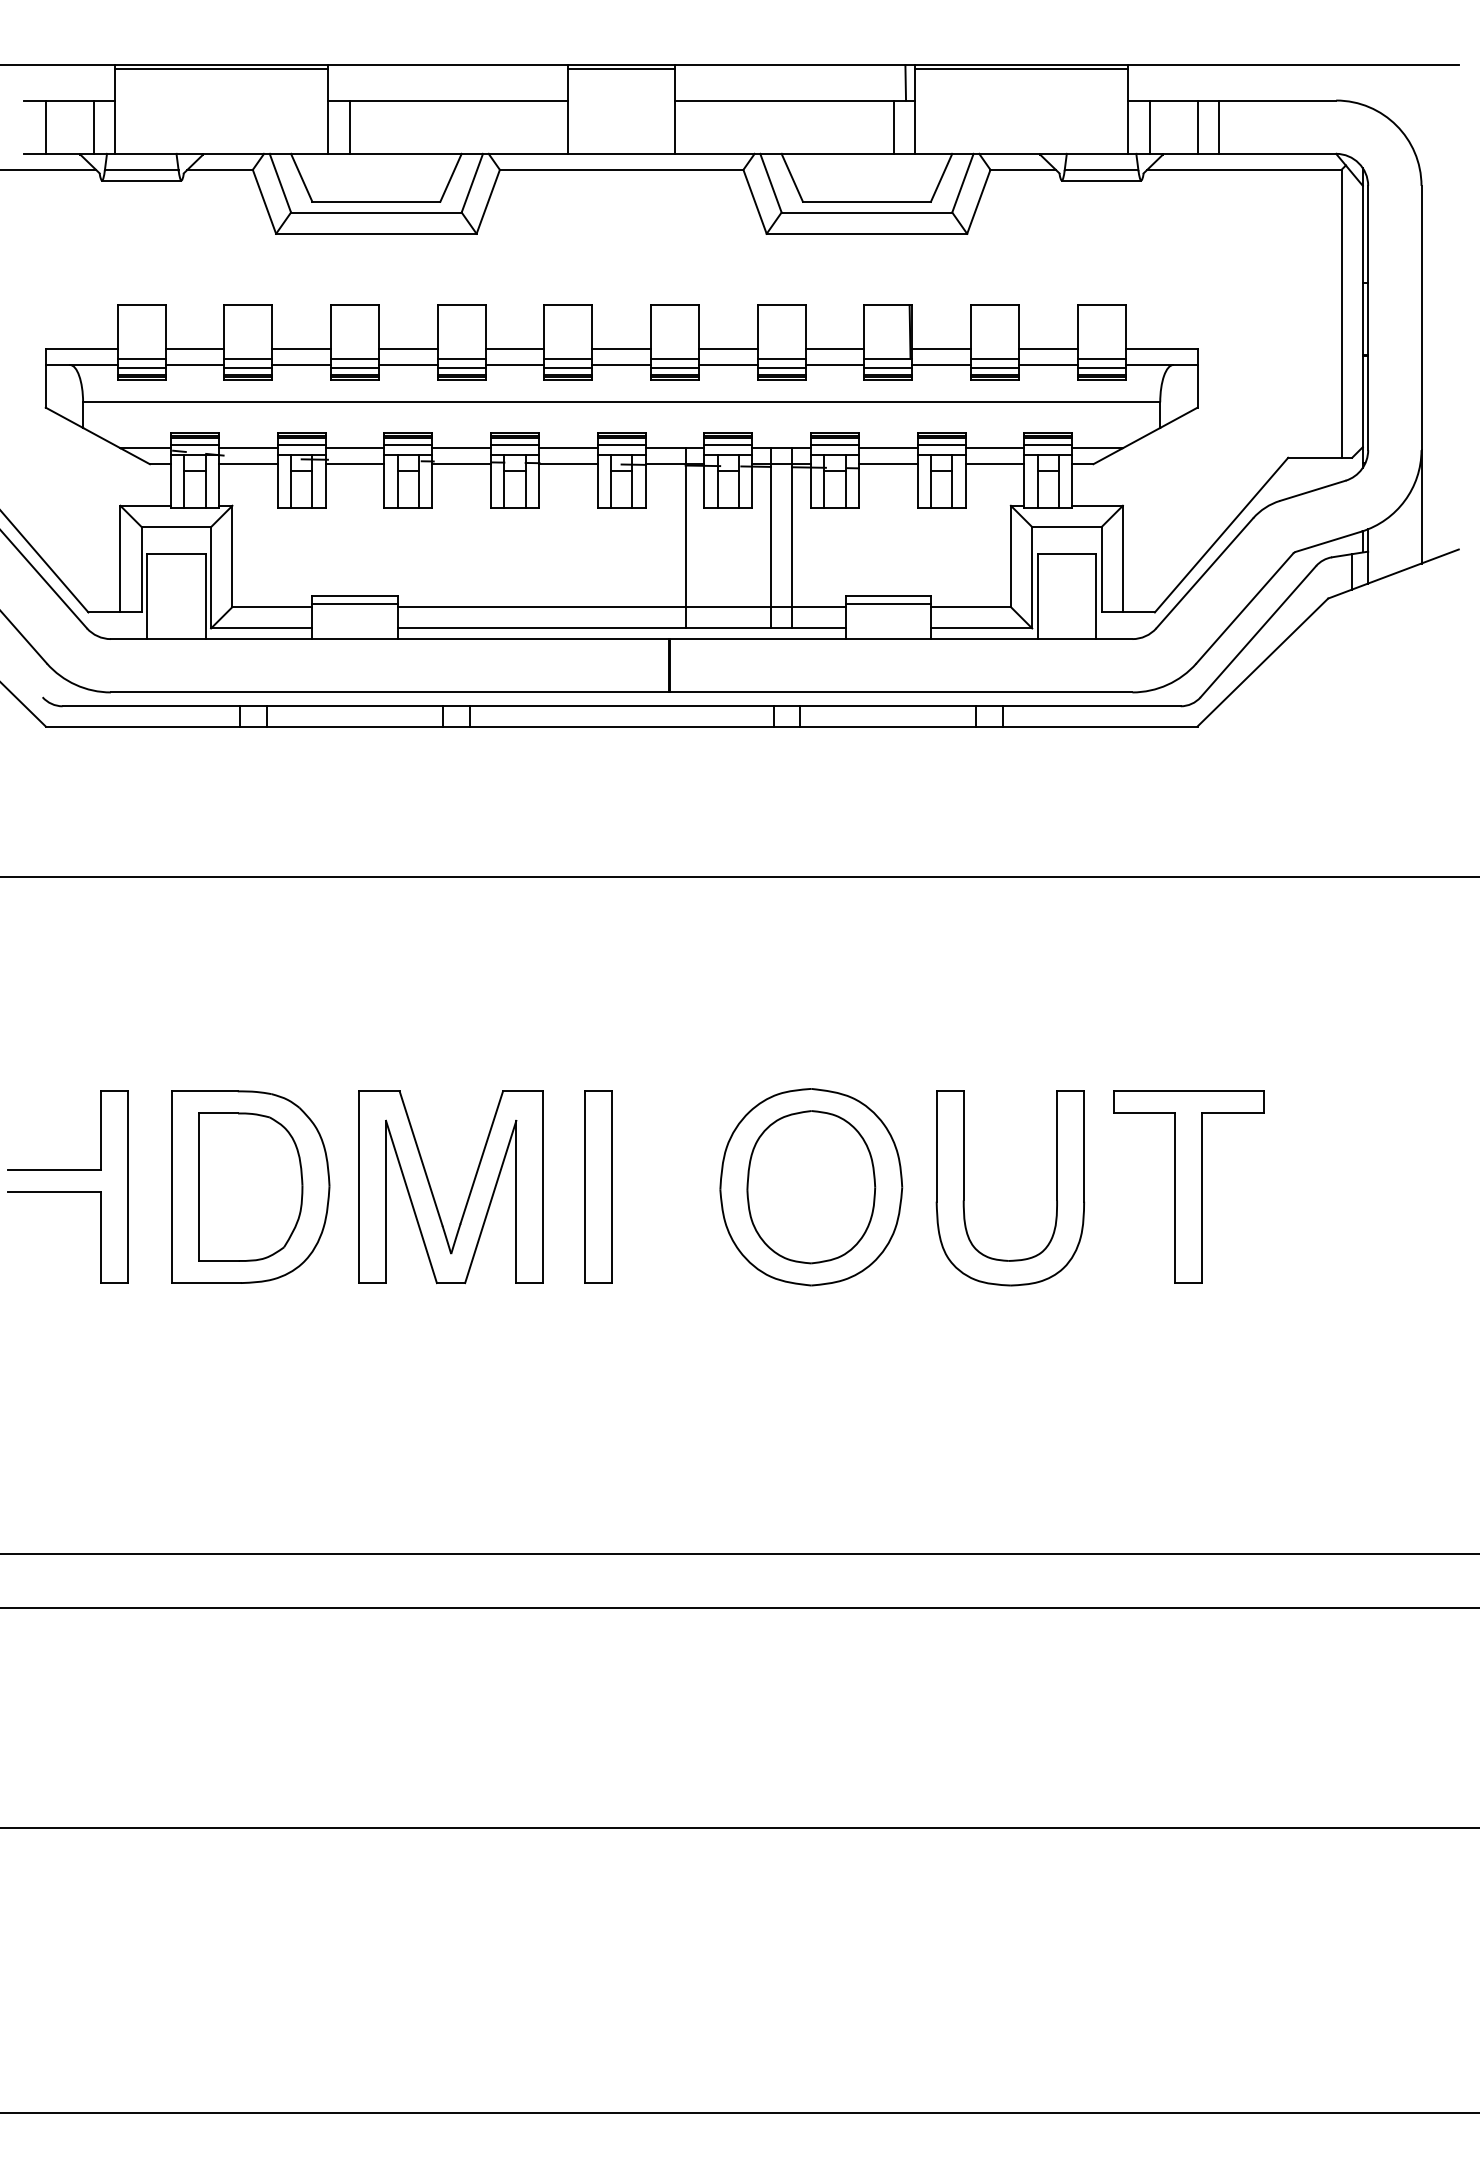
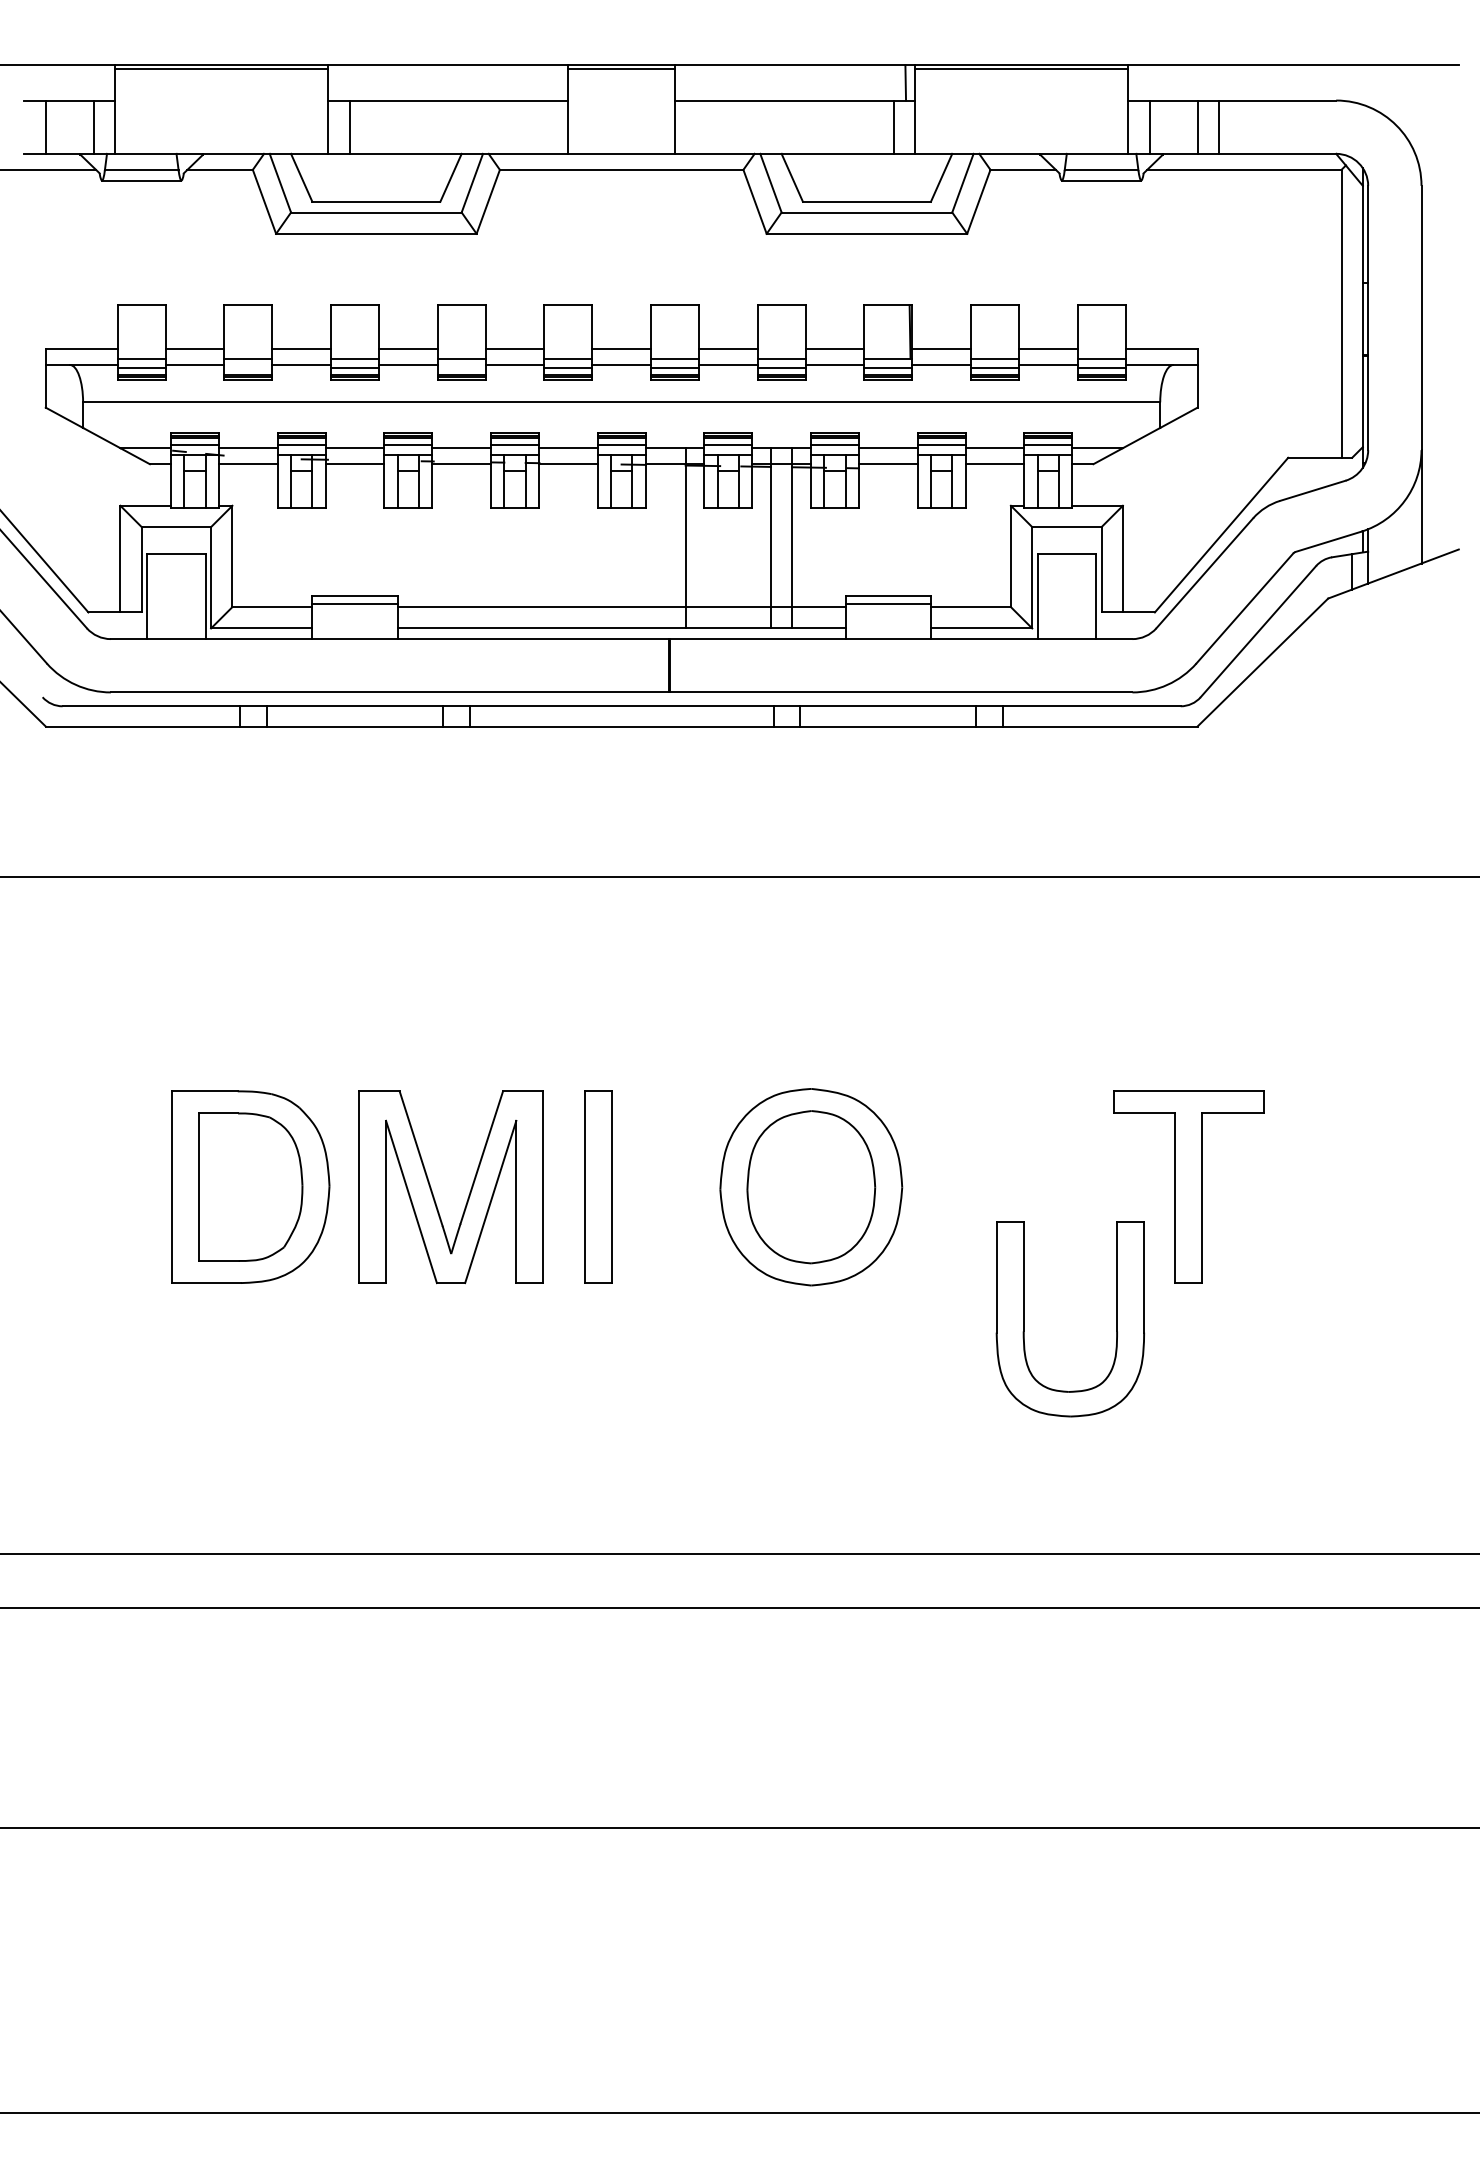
line: present -> none (248, 368)
line: present -> none (461, 368)
part: present -> none (67, 1186)
part position: (964, 1188) -> (1024, 1319) (1024, 1319)
